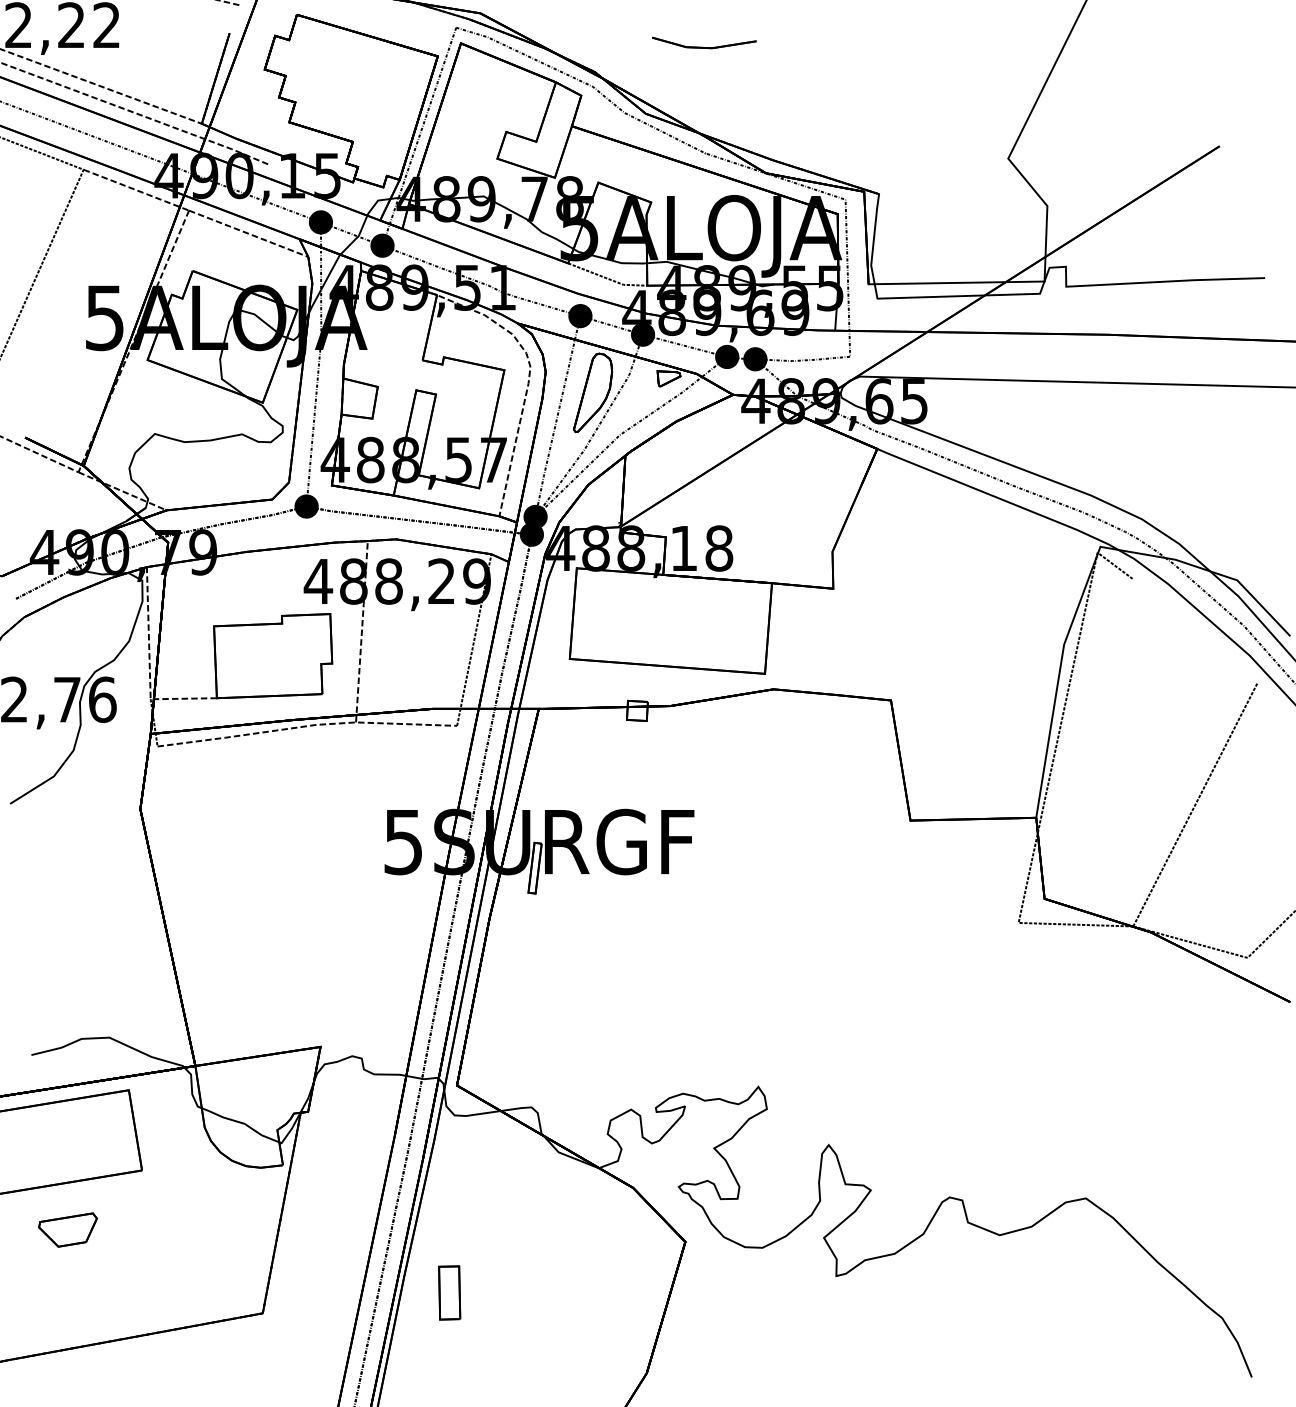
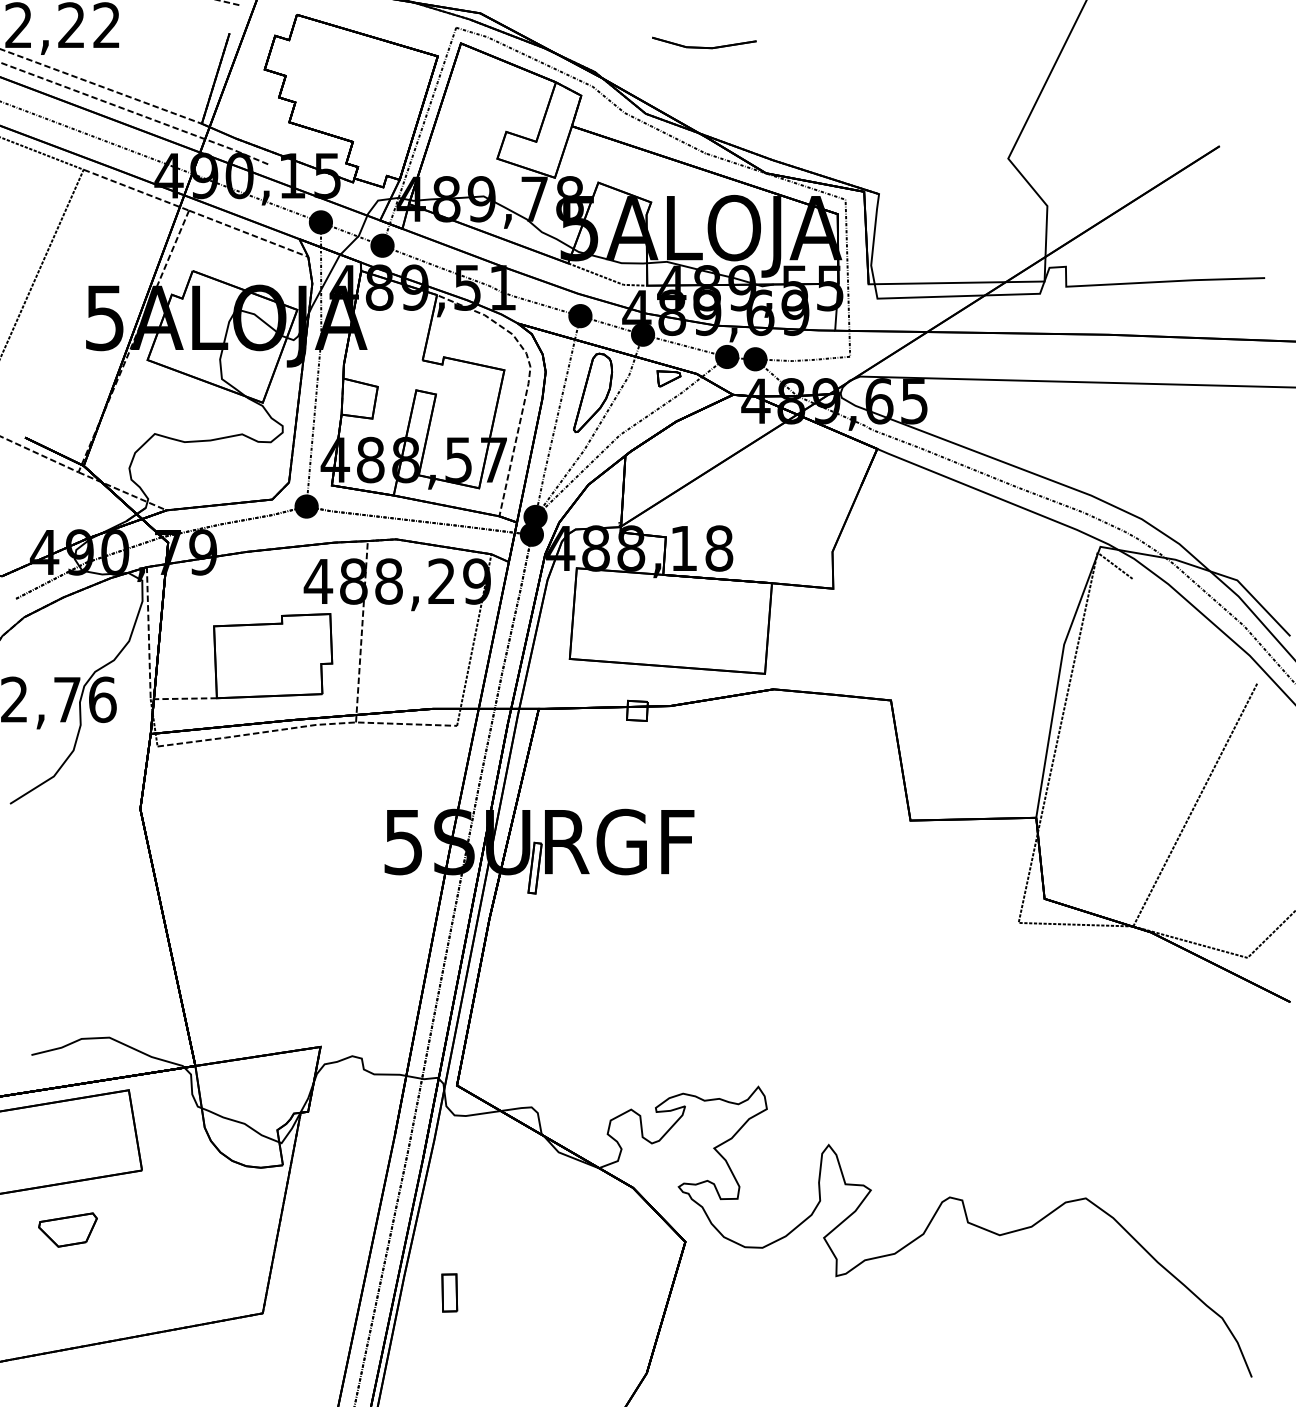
part size: 24x56 px -> 18x40 px (449, 1292)
